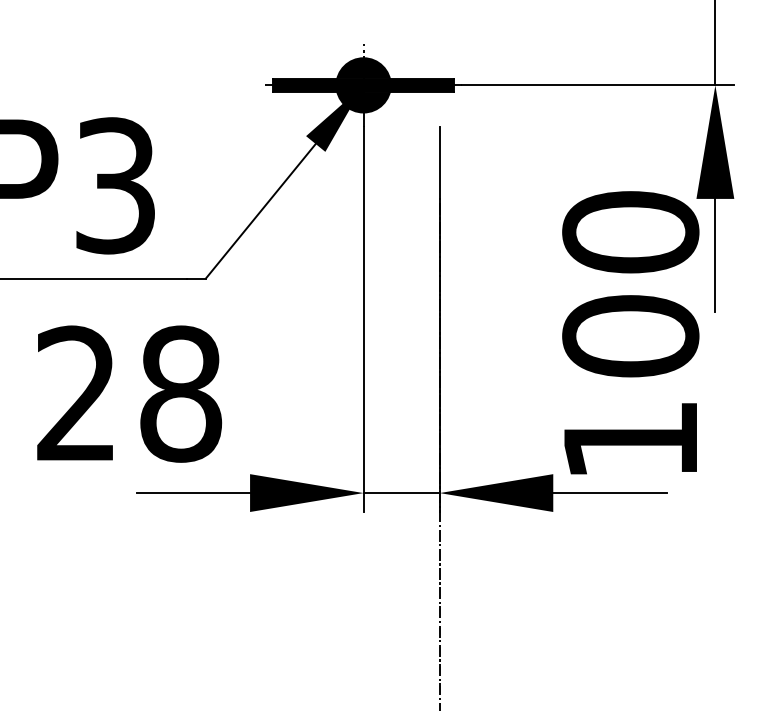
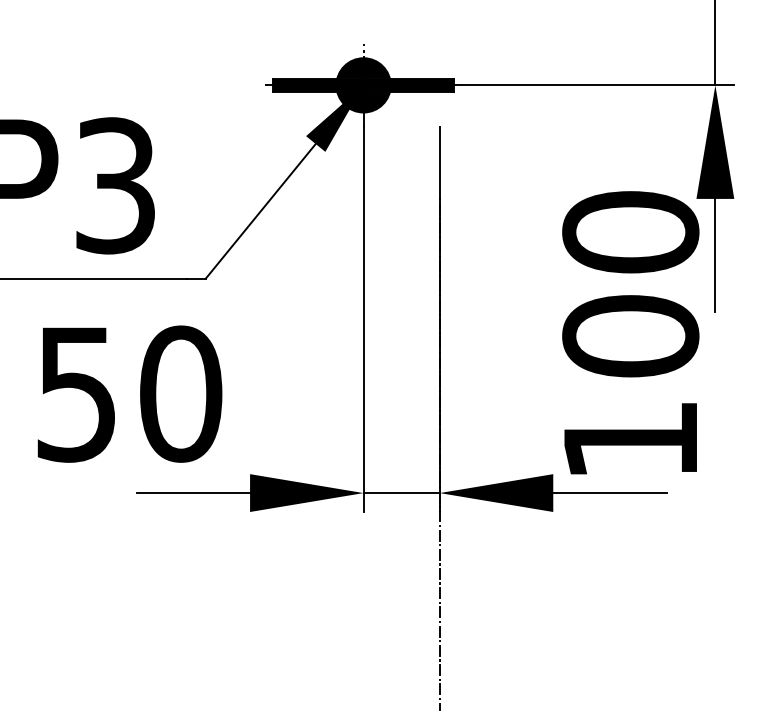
text: 28 -> 50 (129, 393)
